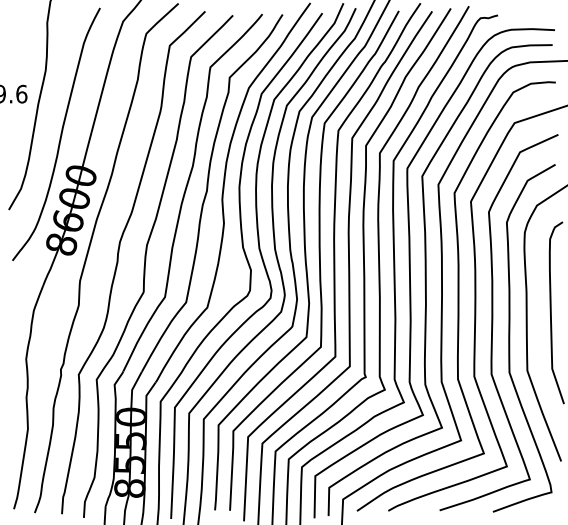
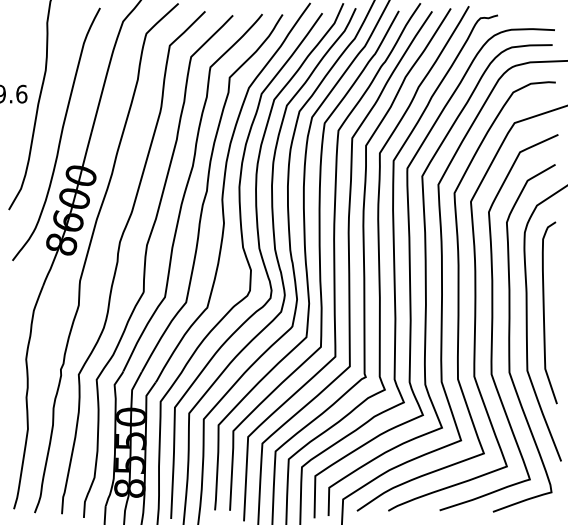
curve position: (551, 312) -> (544, 312) (544, 312)
